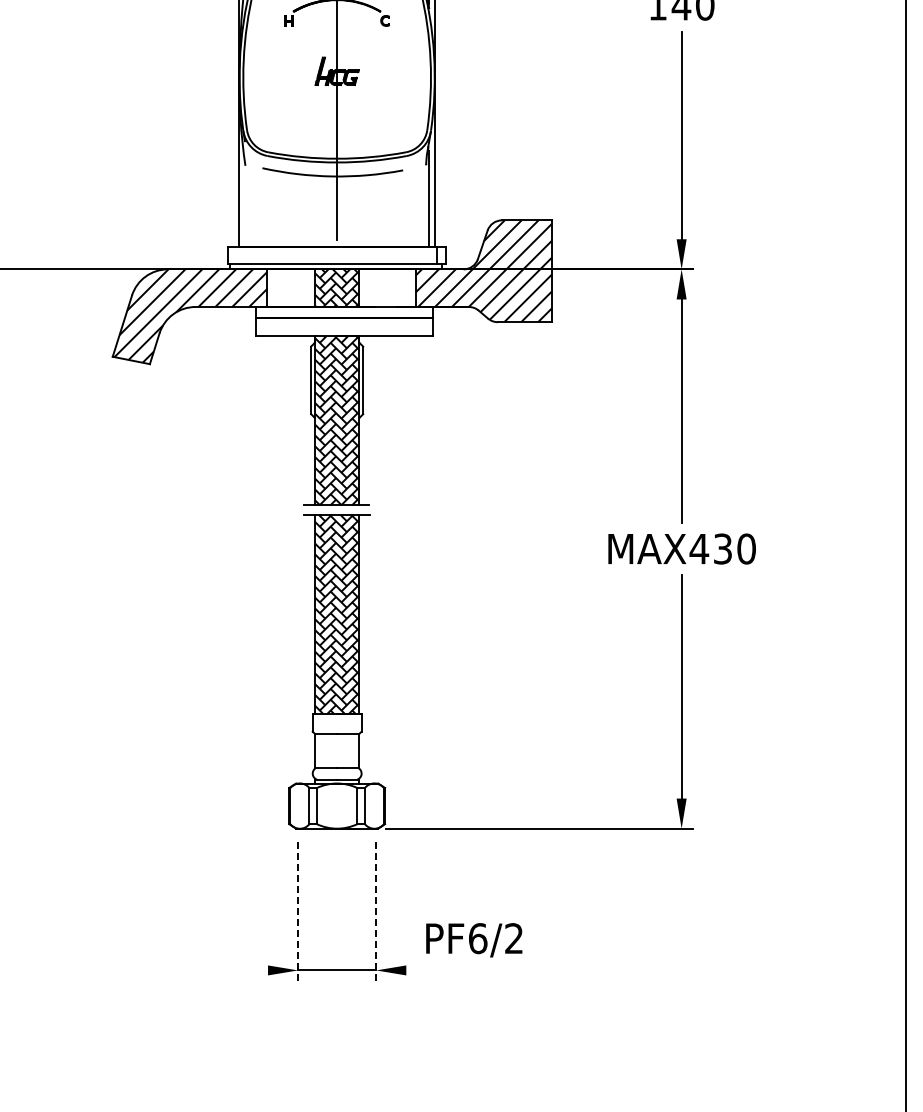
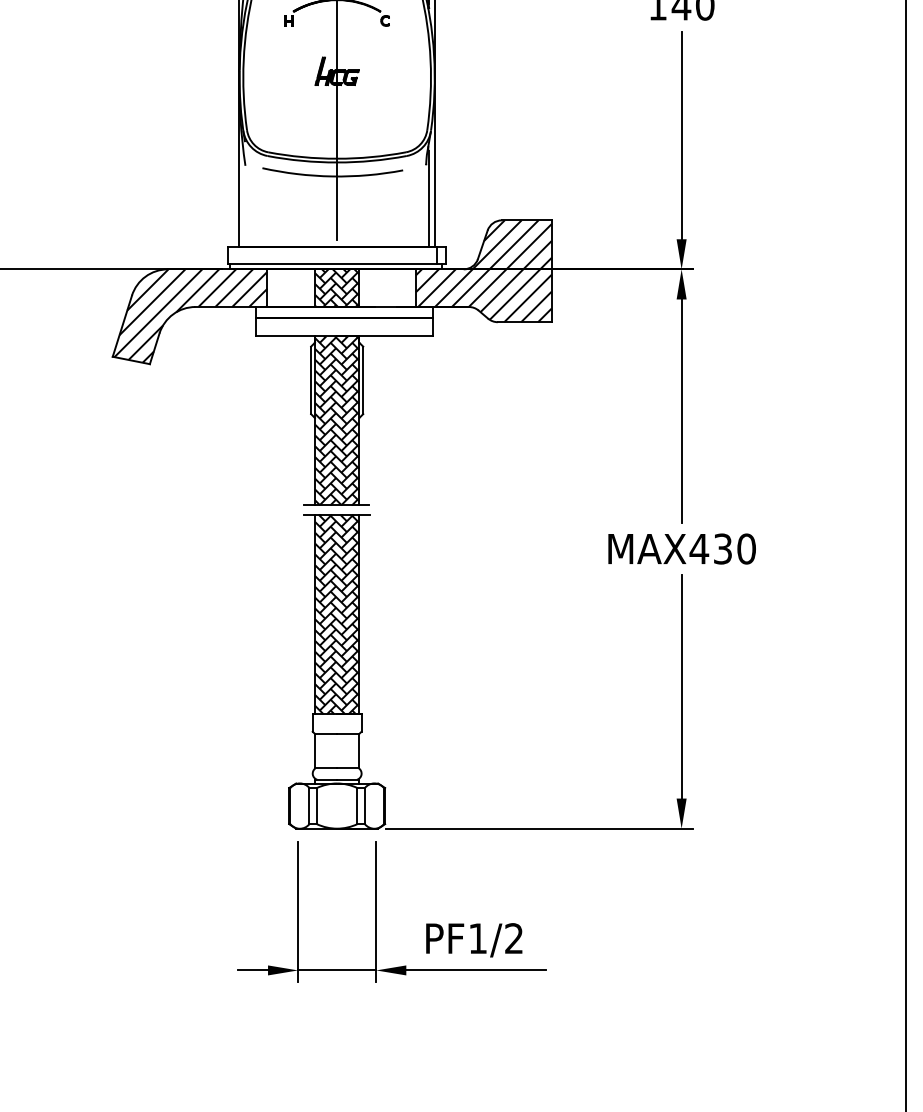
line: dashed -> solid (298, 911)
line: dashed -> solid (376, 911)
text: PF6/2 -> PF1/2 (478, 938)
line: none -> present (252, 970)
line: none -> present (475, 970)
